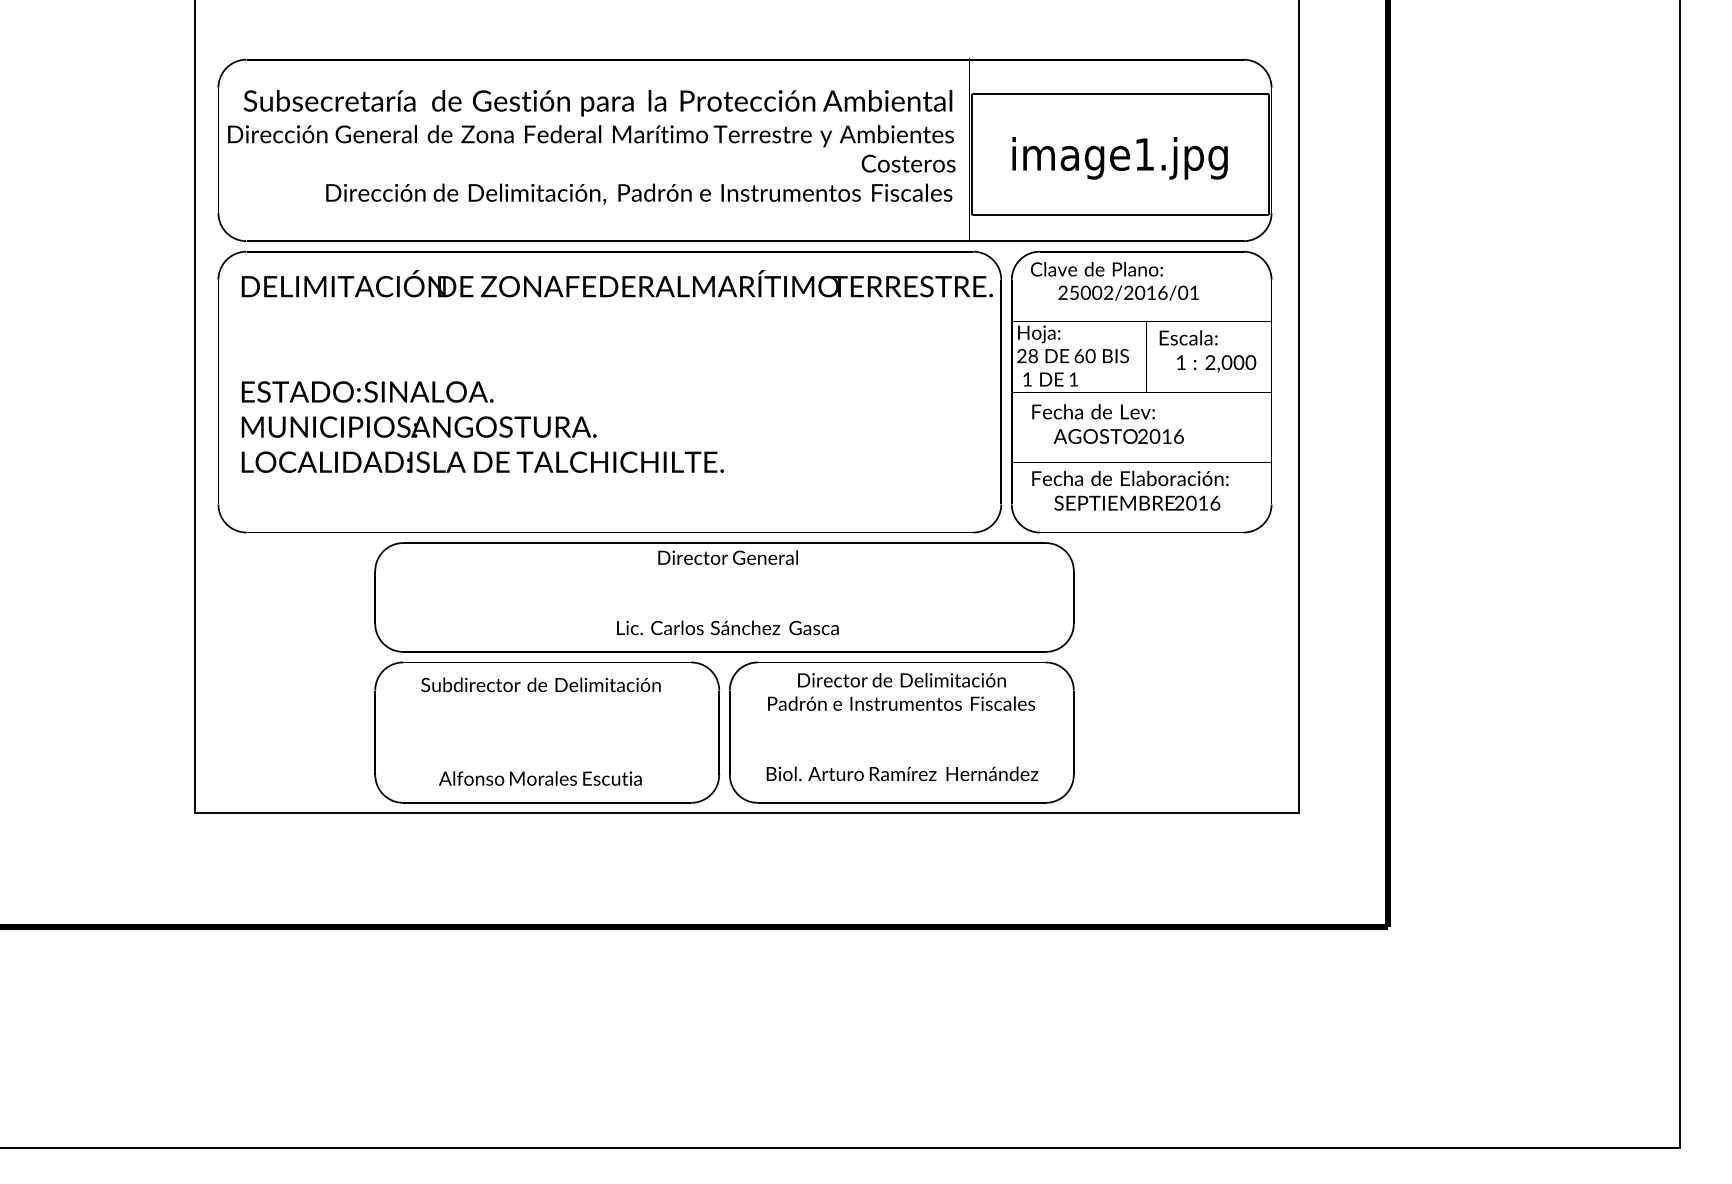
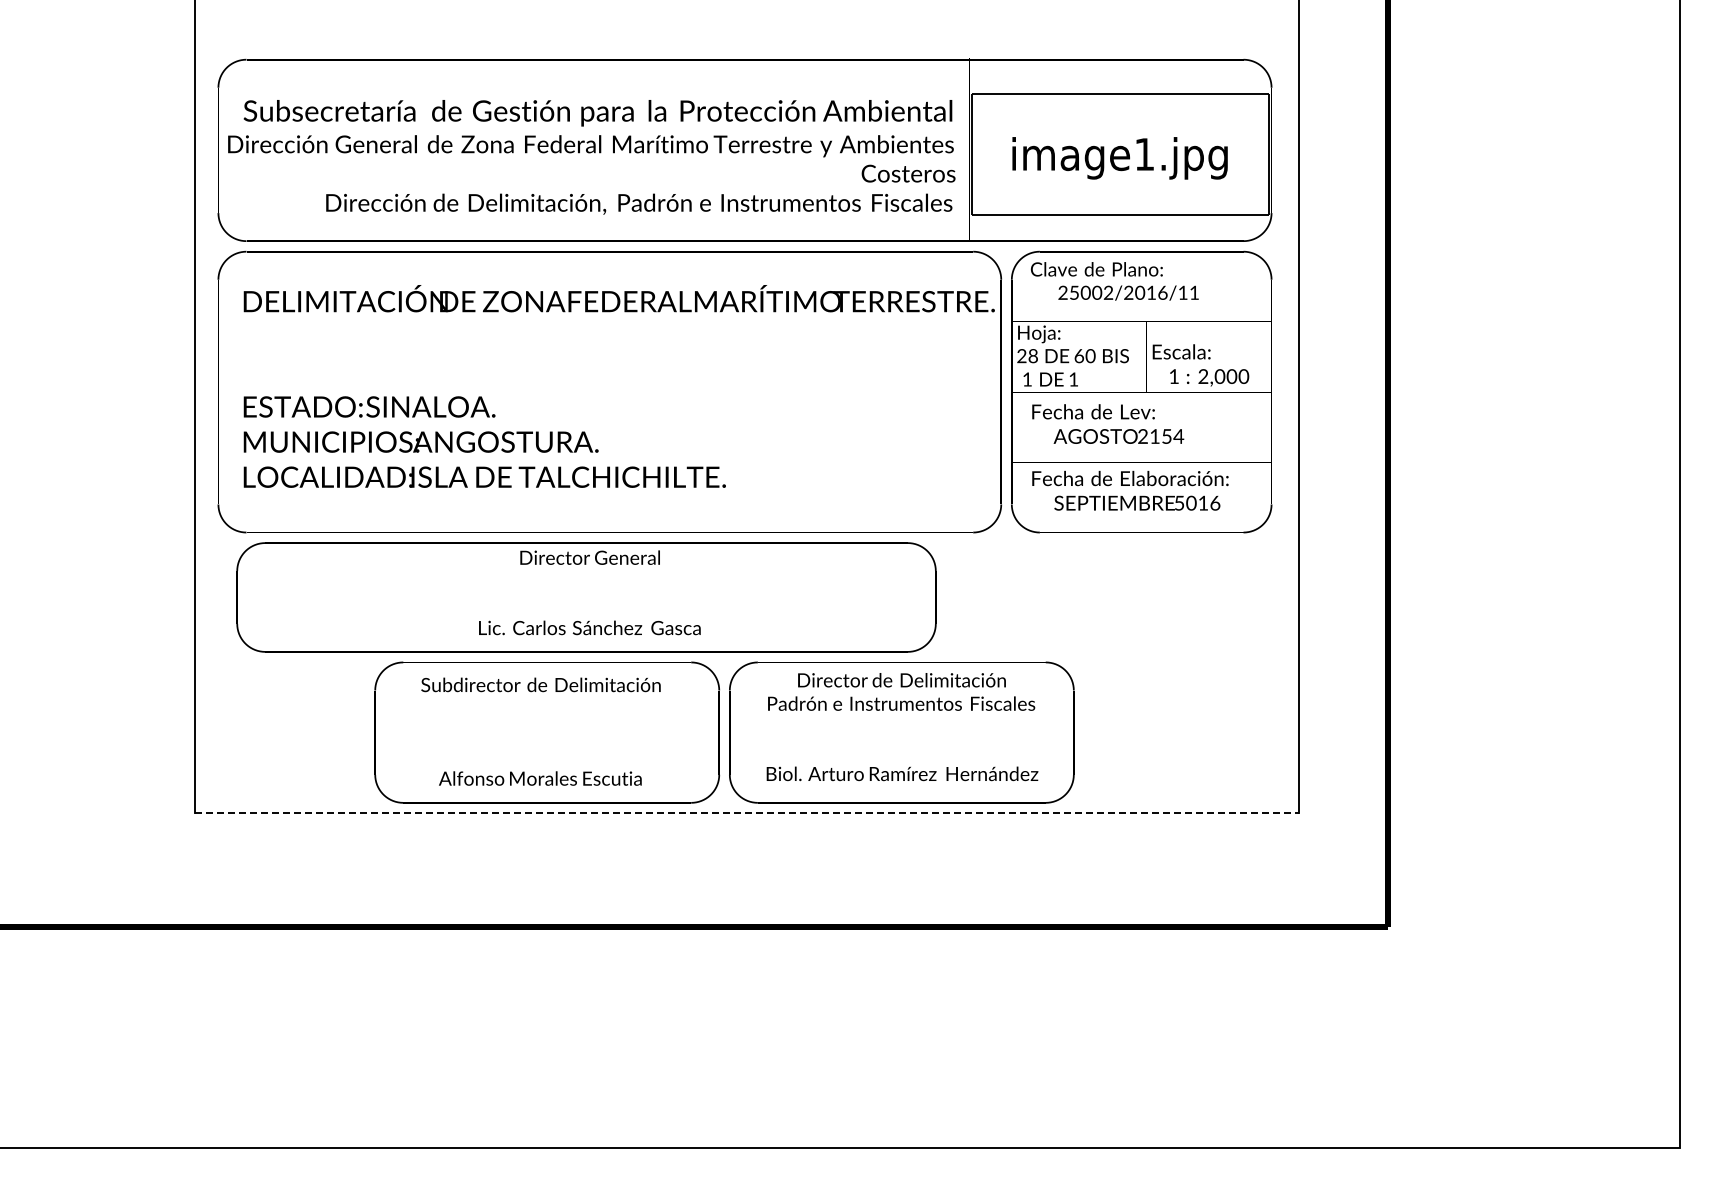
text position: (591, 147) -> (591, 157) (591, 157)
text: 25002/2016/01 -> 25002/2016/11 (1183, 292)
text position: (1207, 351) -> (1200, 365) (1200, 365)
text position: (616, 371) -> (618, 386) (618, 386)
text: 2016 -> 2154 (1166, 436)
text: 2016 -> 5016 (1179, 502)
text position: (724, 597) -> (586, 597) (586, 597)
line: solid -> dashed (746, 812)
